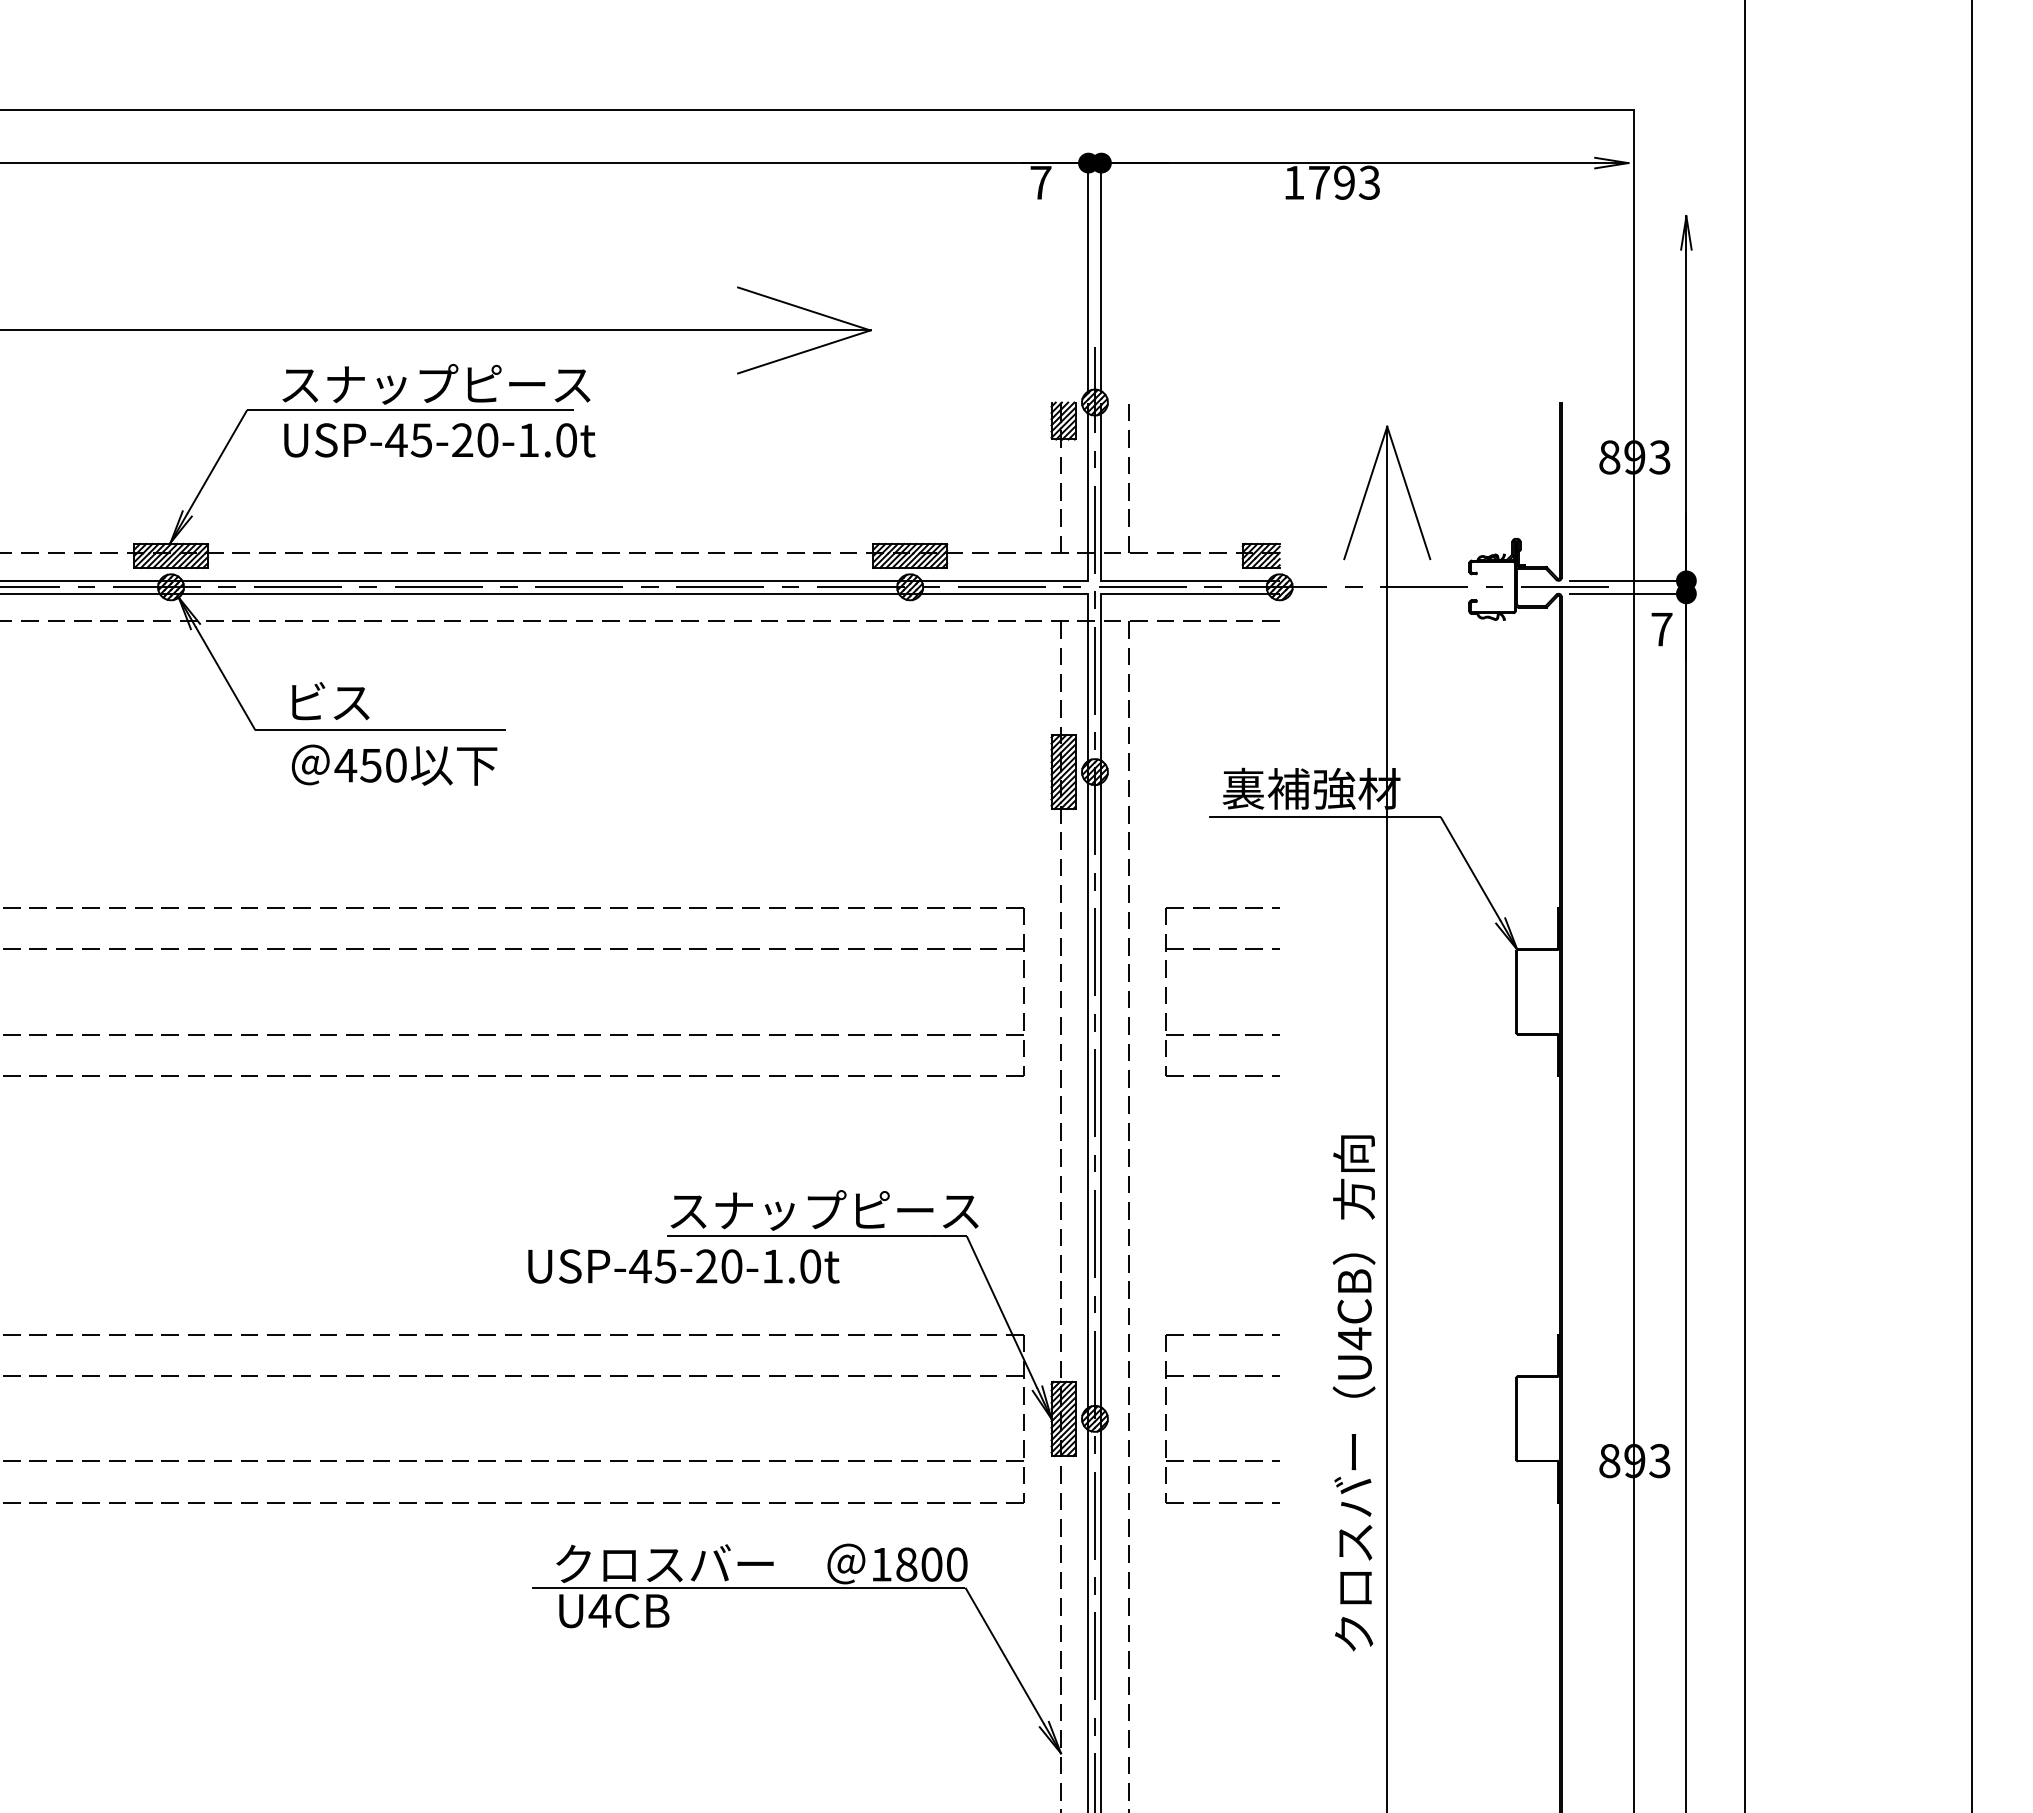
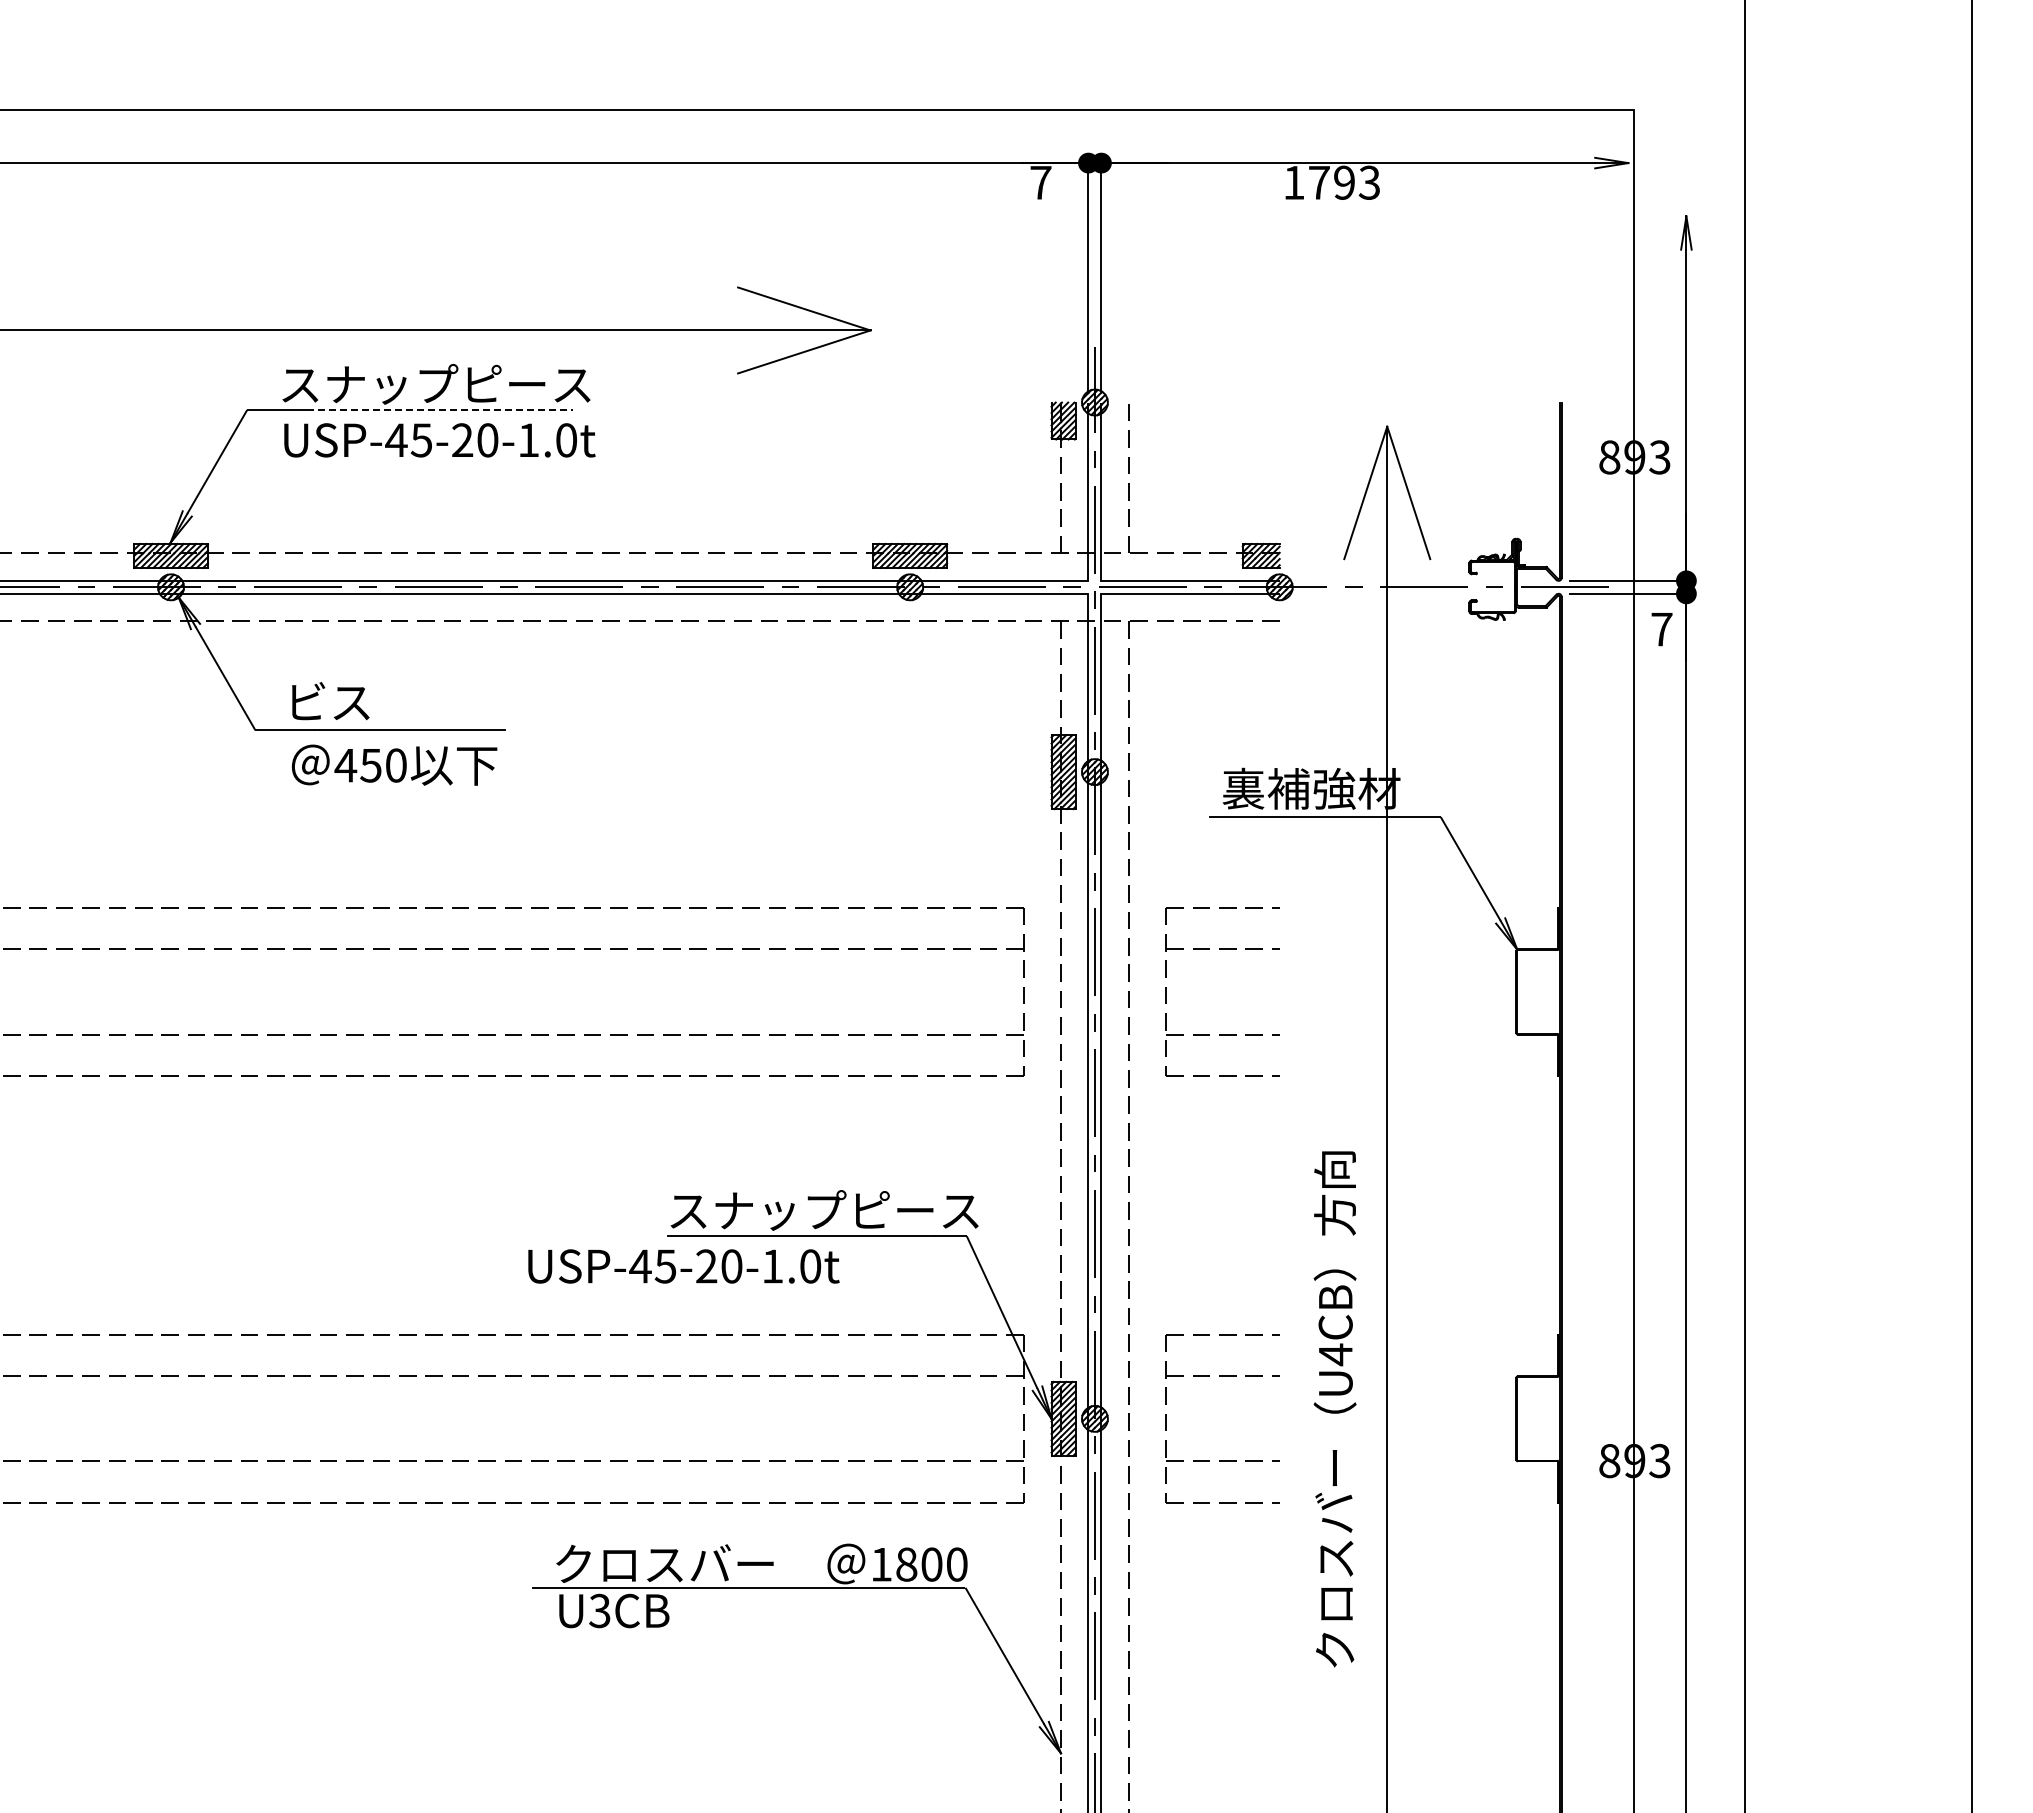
line: solid -> dashed (440, 410)
text position: (1353, 1393) -> (1334, 1409) (1334, 1409)
text: U4CB -> U3CB (599, 1610)
